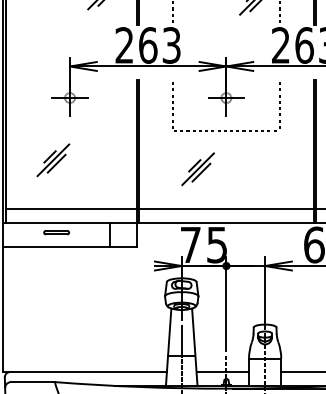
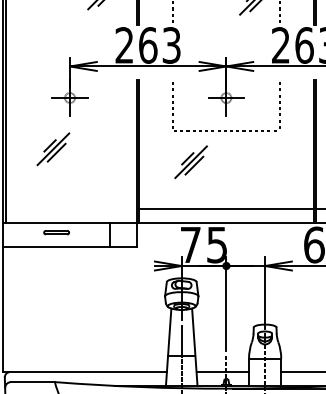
part position: (53, 160) -> (53, 149) (53, 149)
part position: (197, 169) -> (190, 162) (190, 162)
line: present -> none (70, 208)
